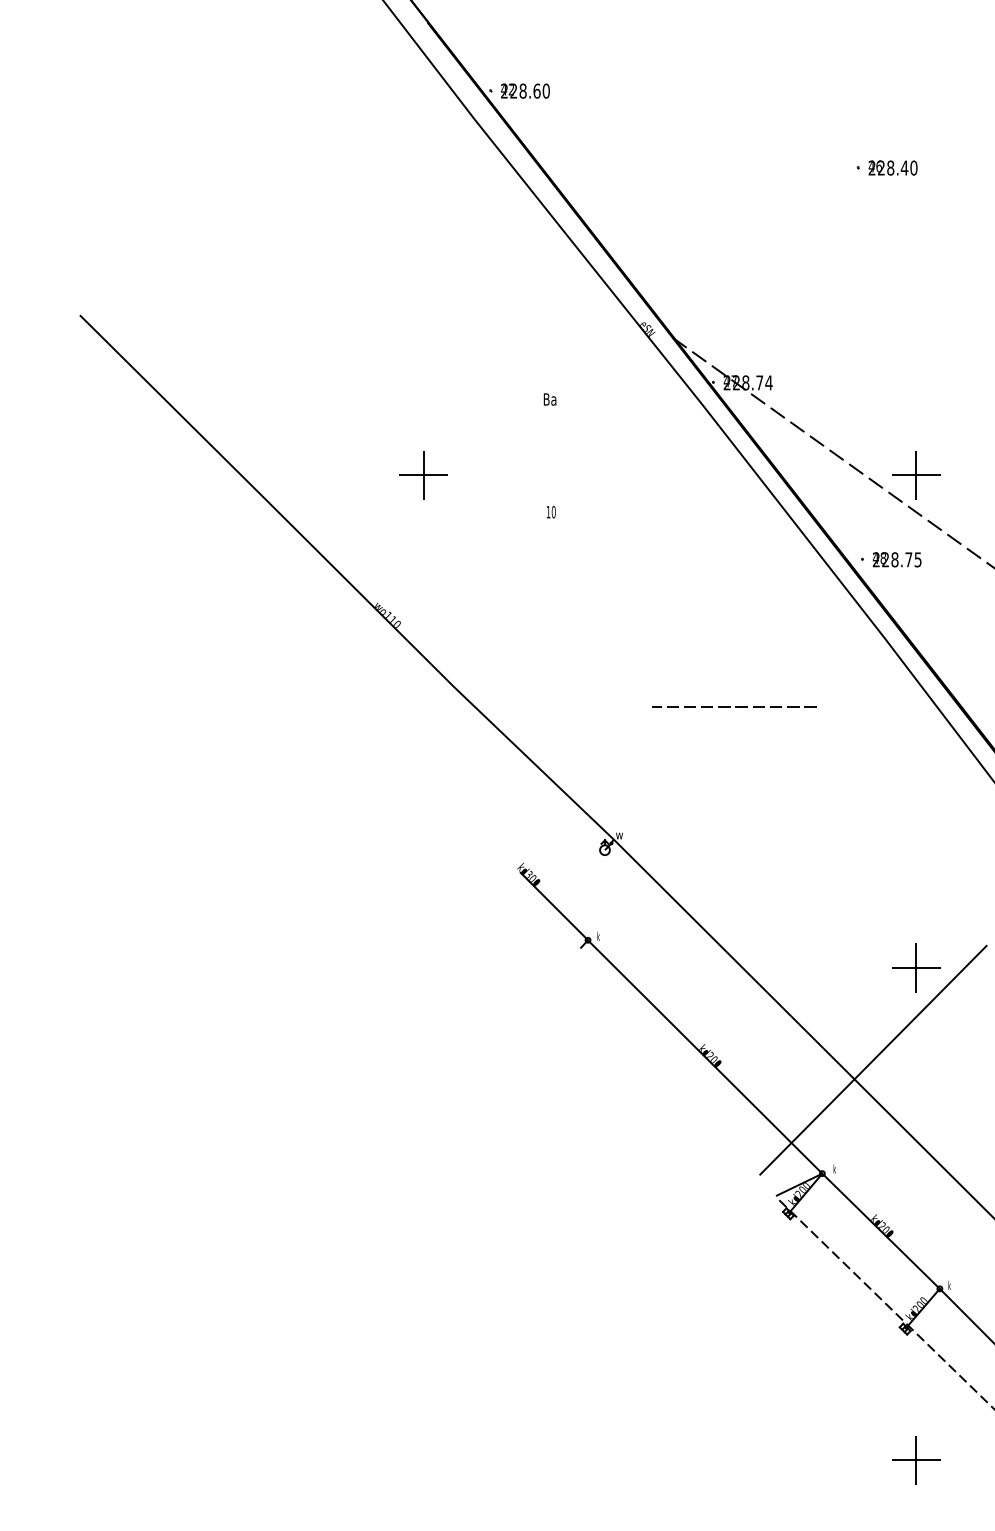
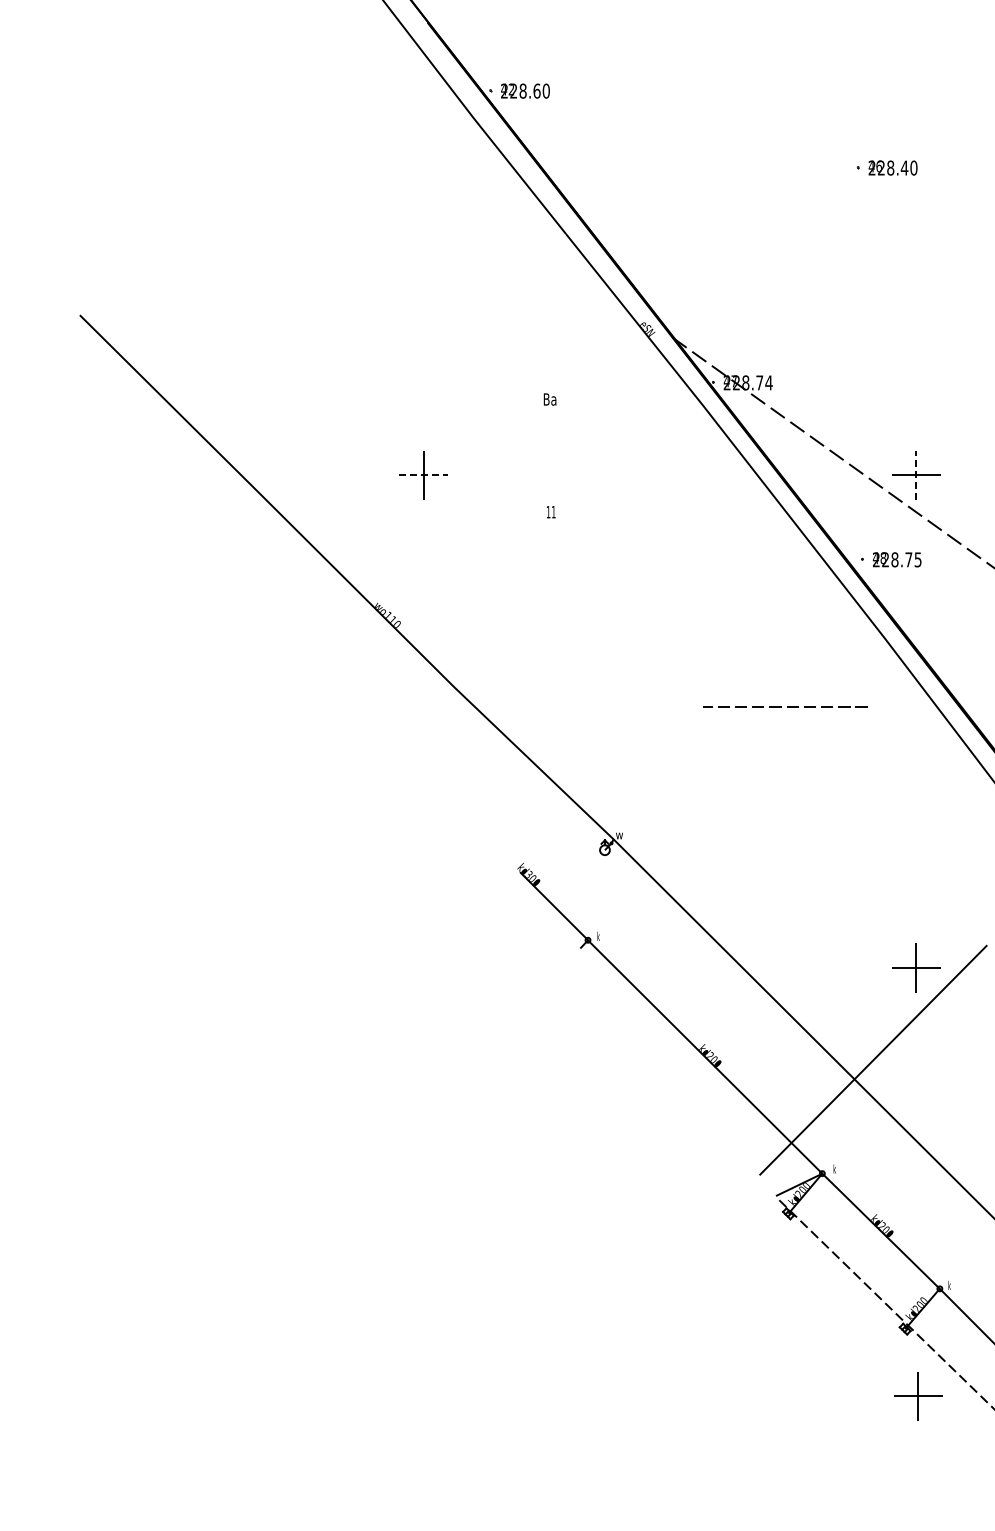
line: solid -> dashed (423, 475)
line: solid -> dashed (916, 475)
text: 10 -> 11 (553, 512)
line position: (735, 706) -> (786, 706) (786, 706)
part position: (916, 1460) -> (918, 1396) (918, 1396)
